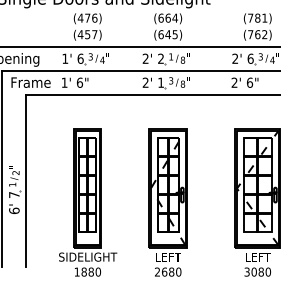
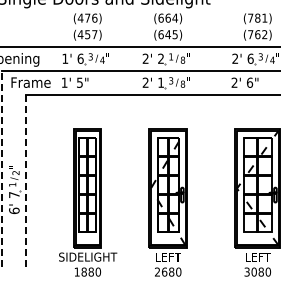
text: 6" -> 5" (79, 82)
line: solid -> dashed (2, 168)
line: solid -> dashed (26, 180)
